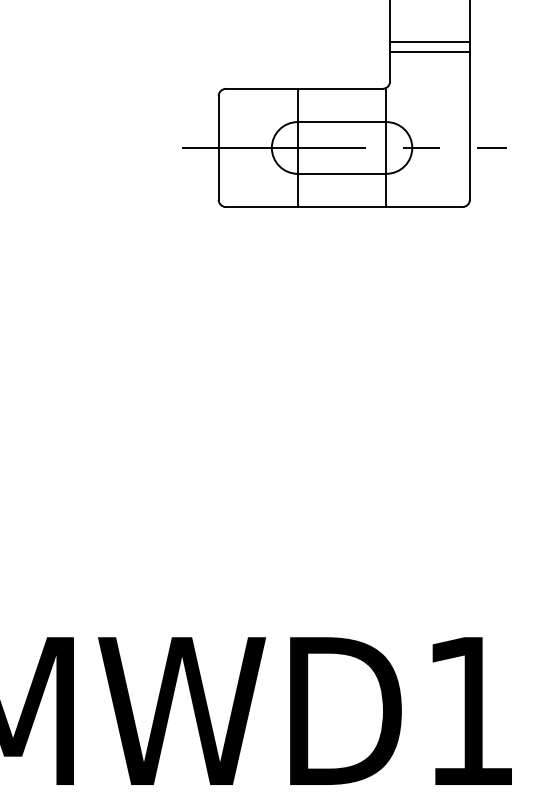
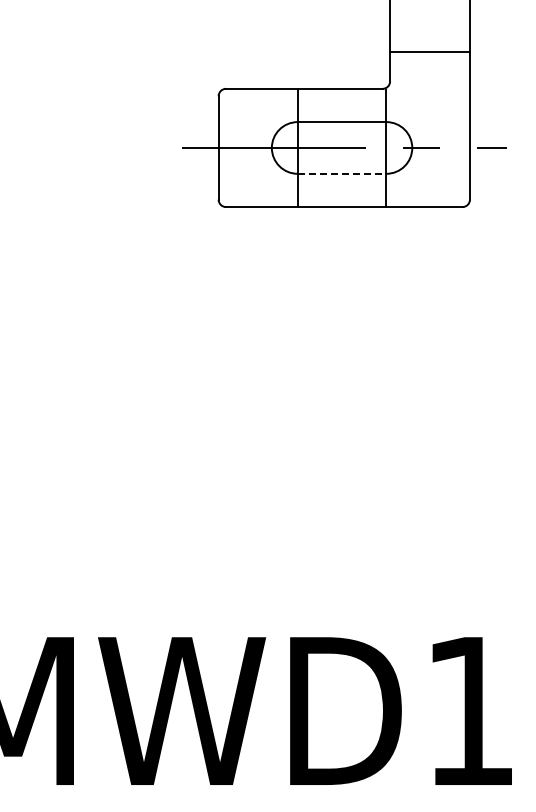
line: present -> none (429, 41)
line: solid -> dashed (342, 173)
